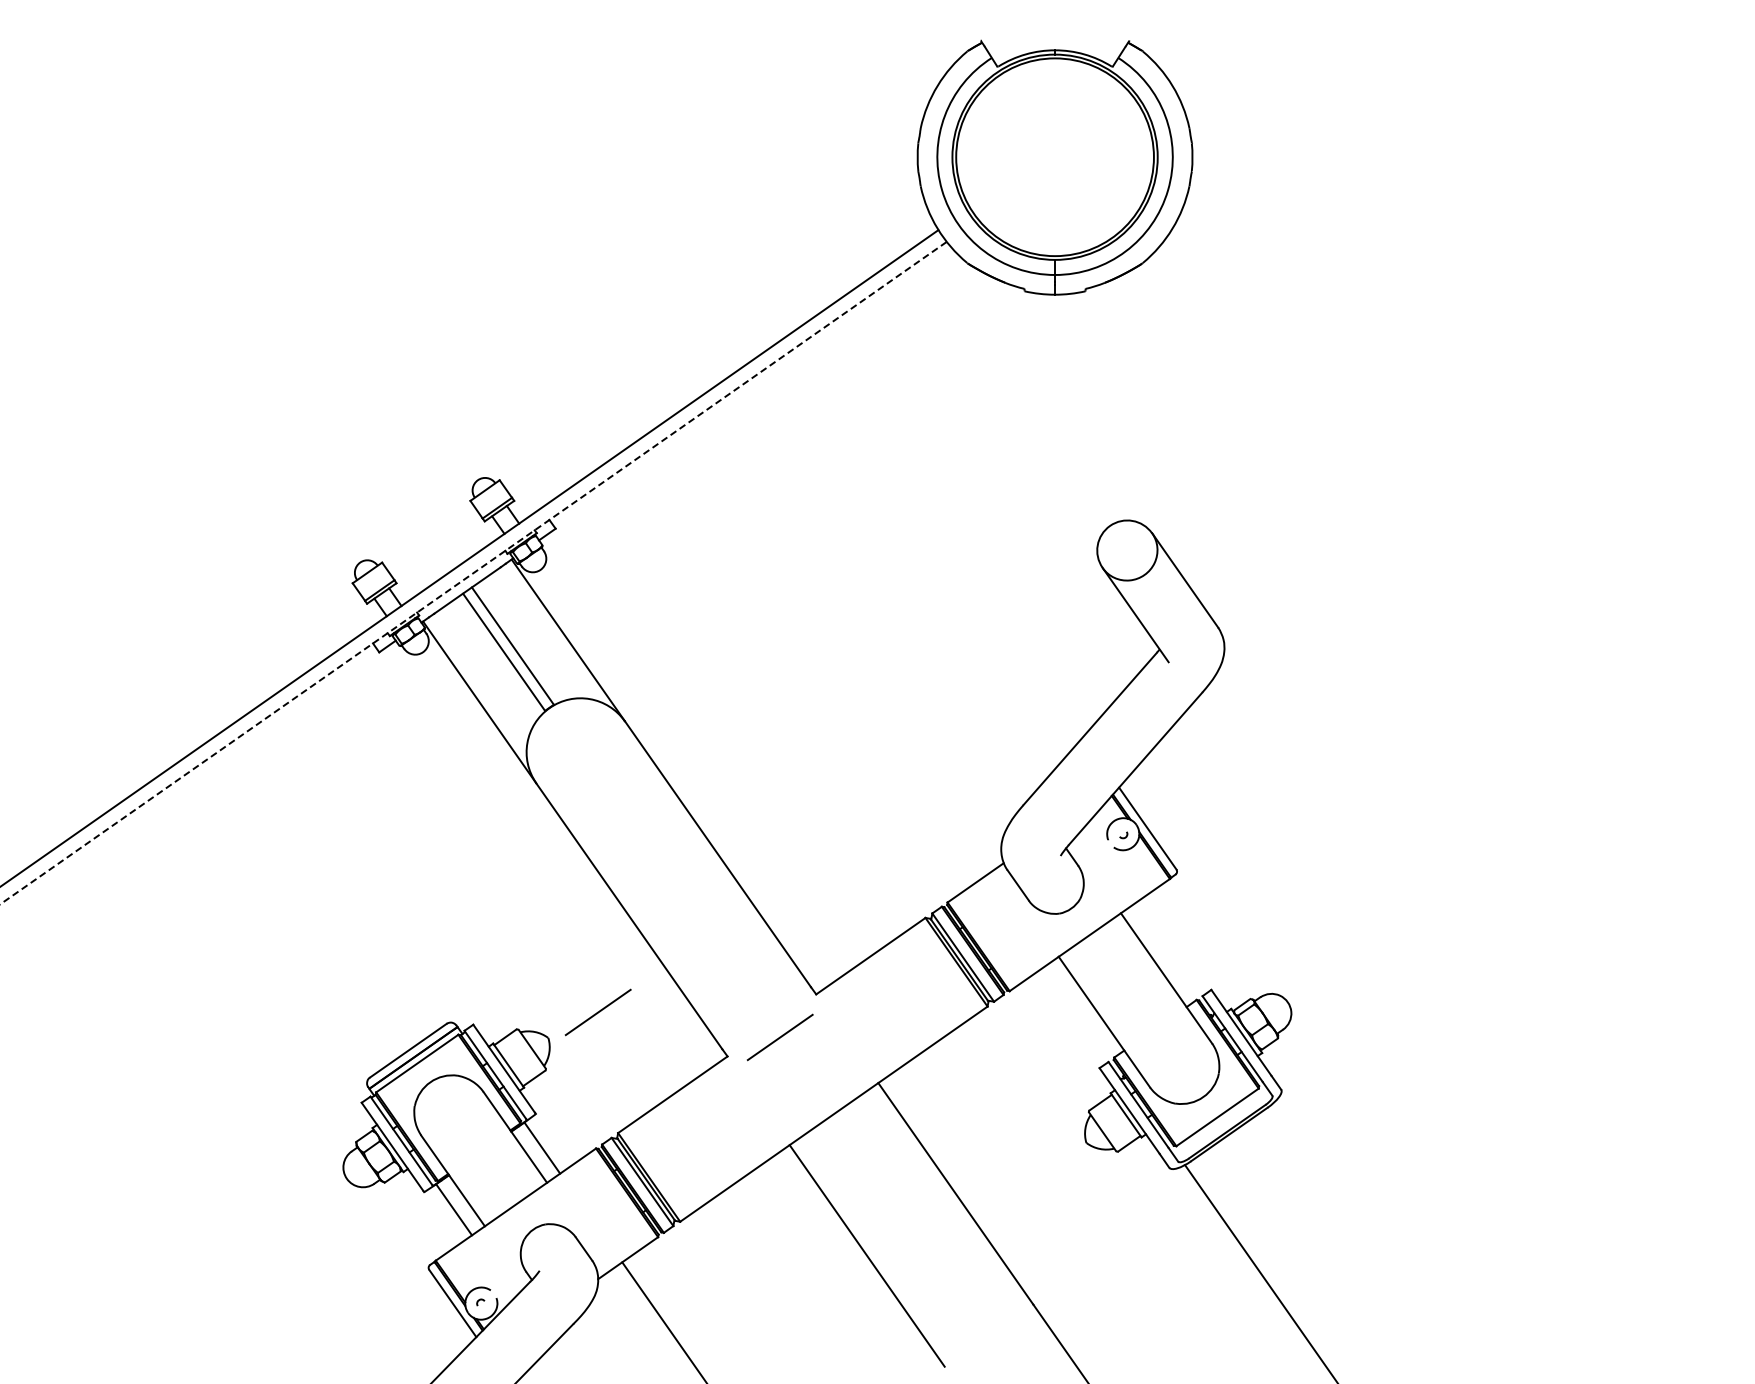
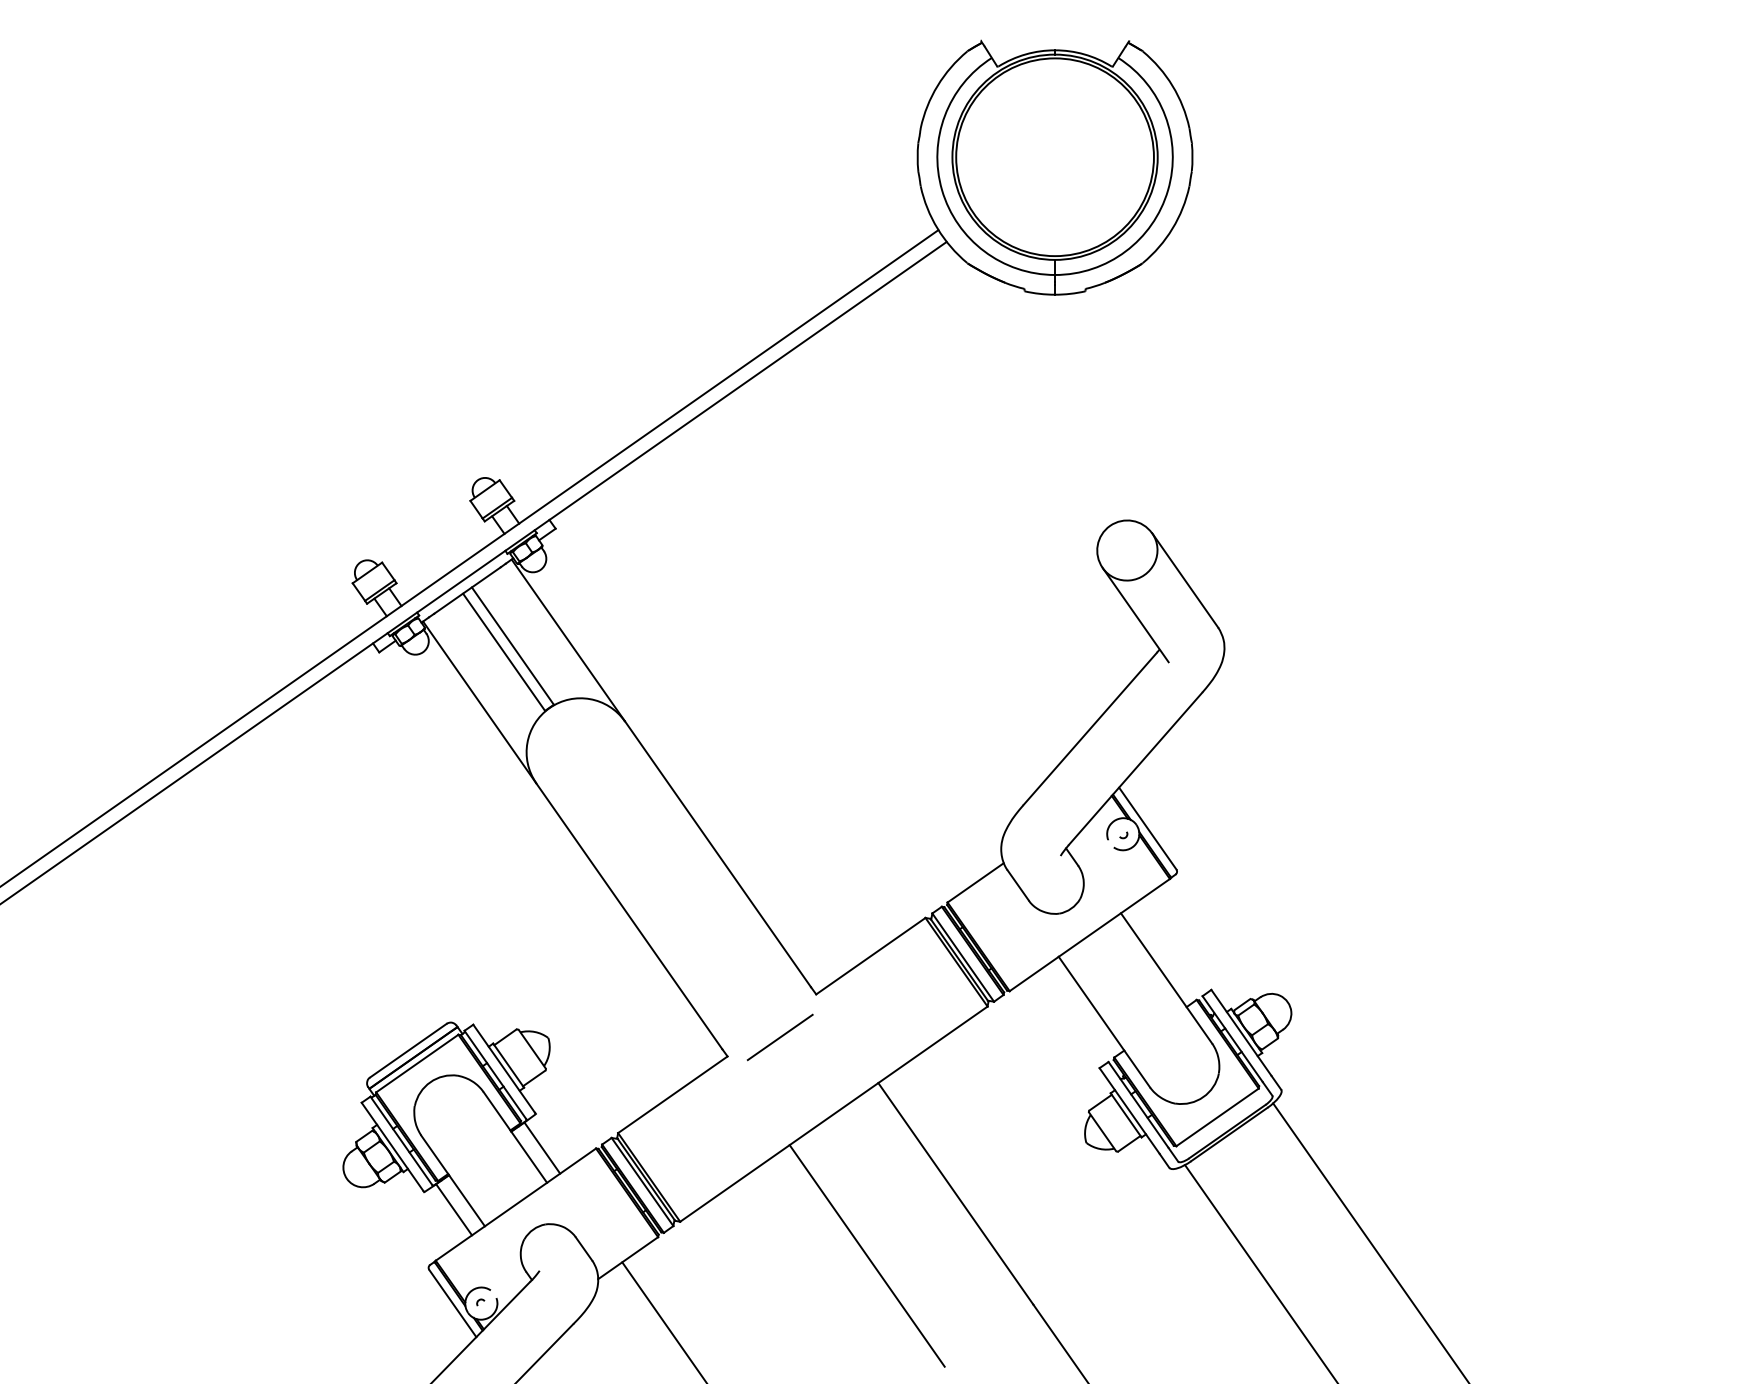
line: dashed -> solid (473, 573)
line: present -> none (597, 1012)
line: none -> present (1370, 1241)
